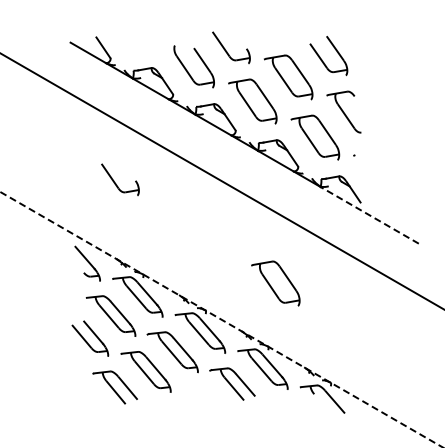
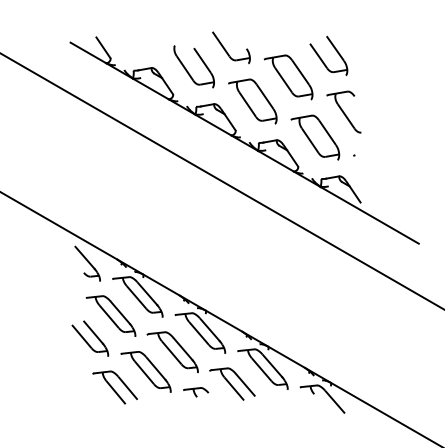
part: present -> none (120, 179)
line: dashed -> solid (369, 215)
part: present -> none (275, 283)
line: dashed -> solid (221, 319)
part: none -> present (196, 392)
